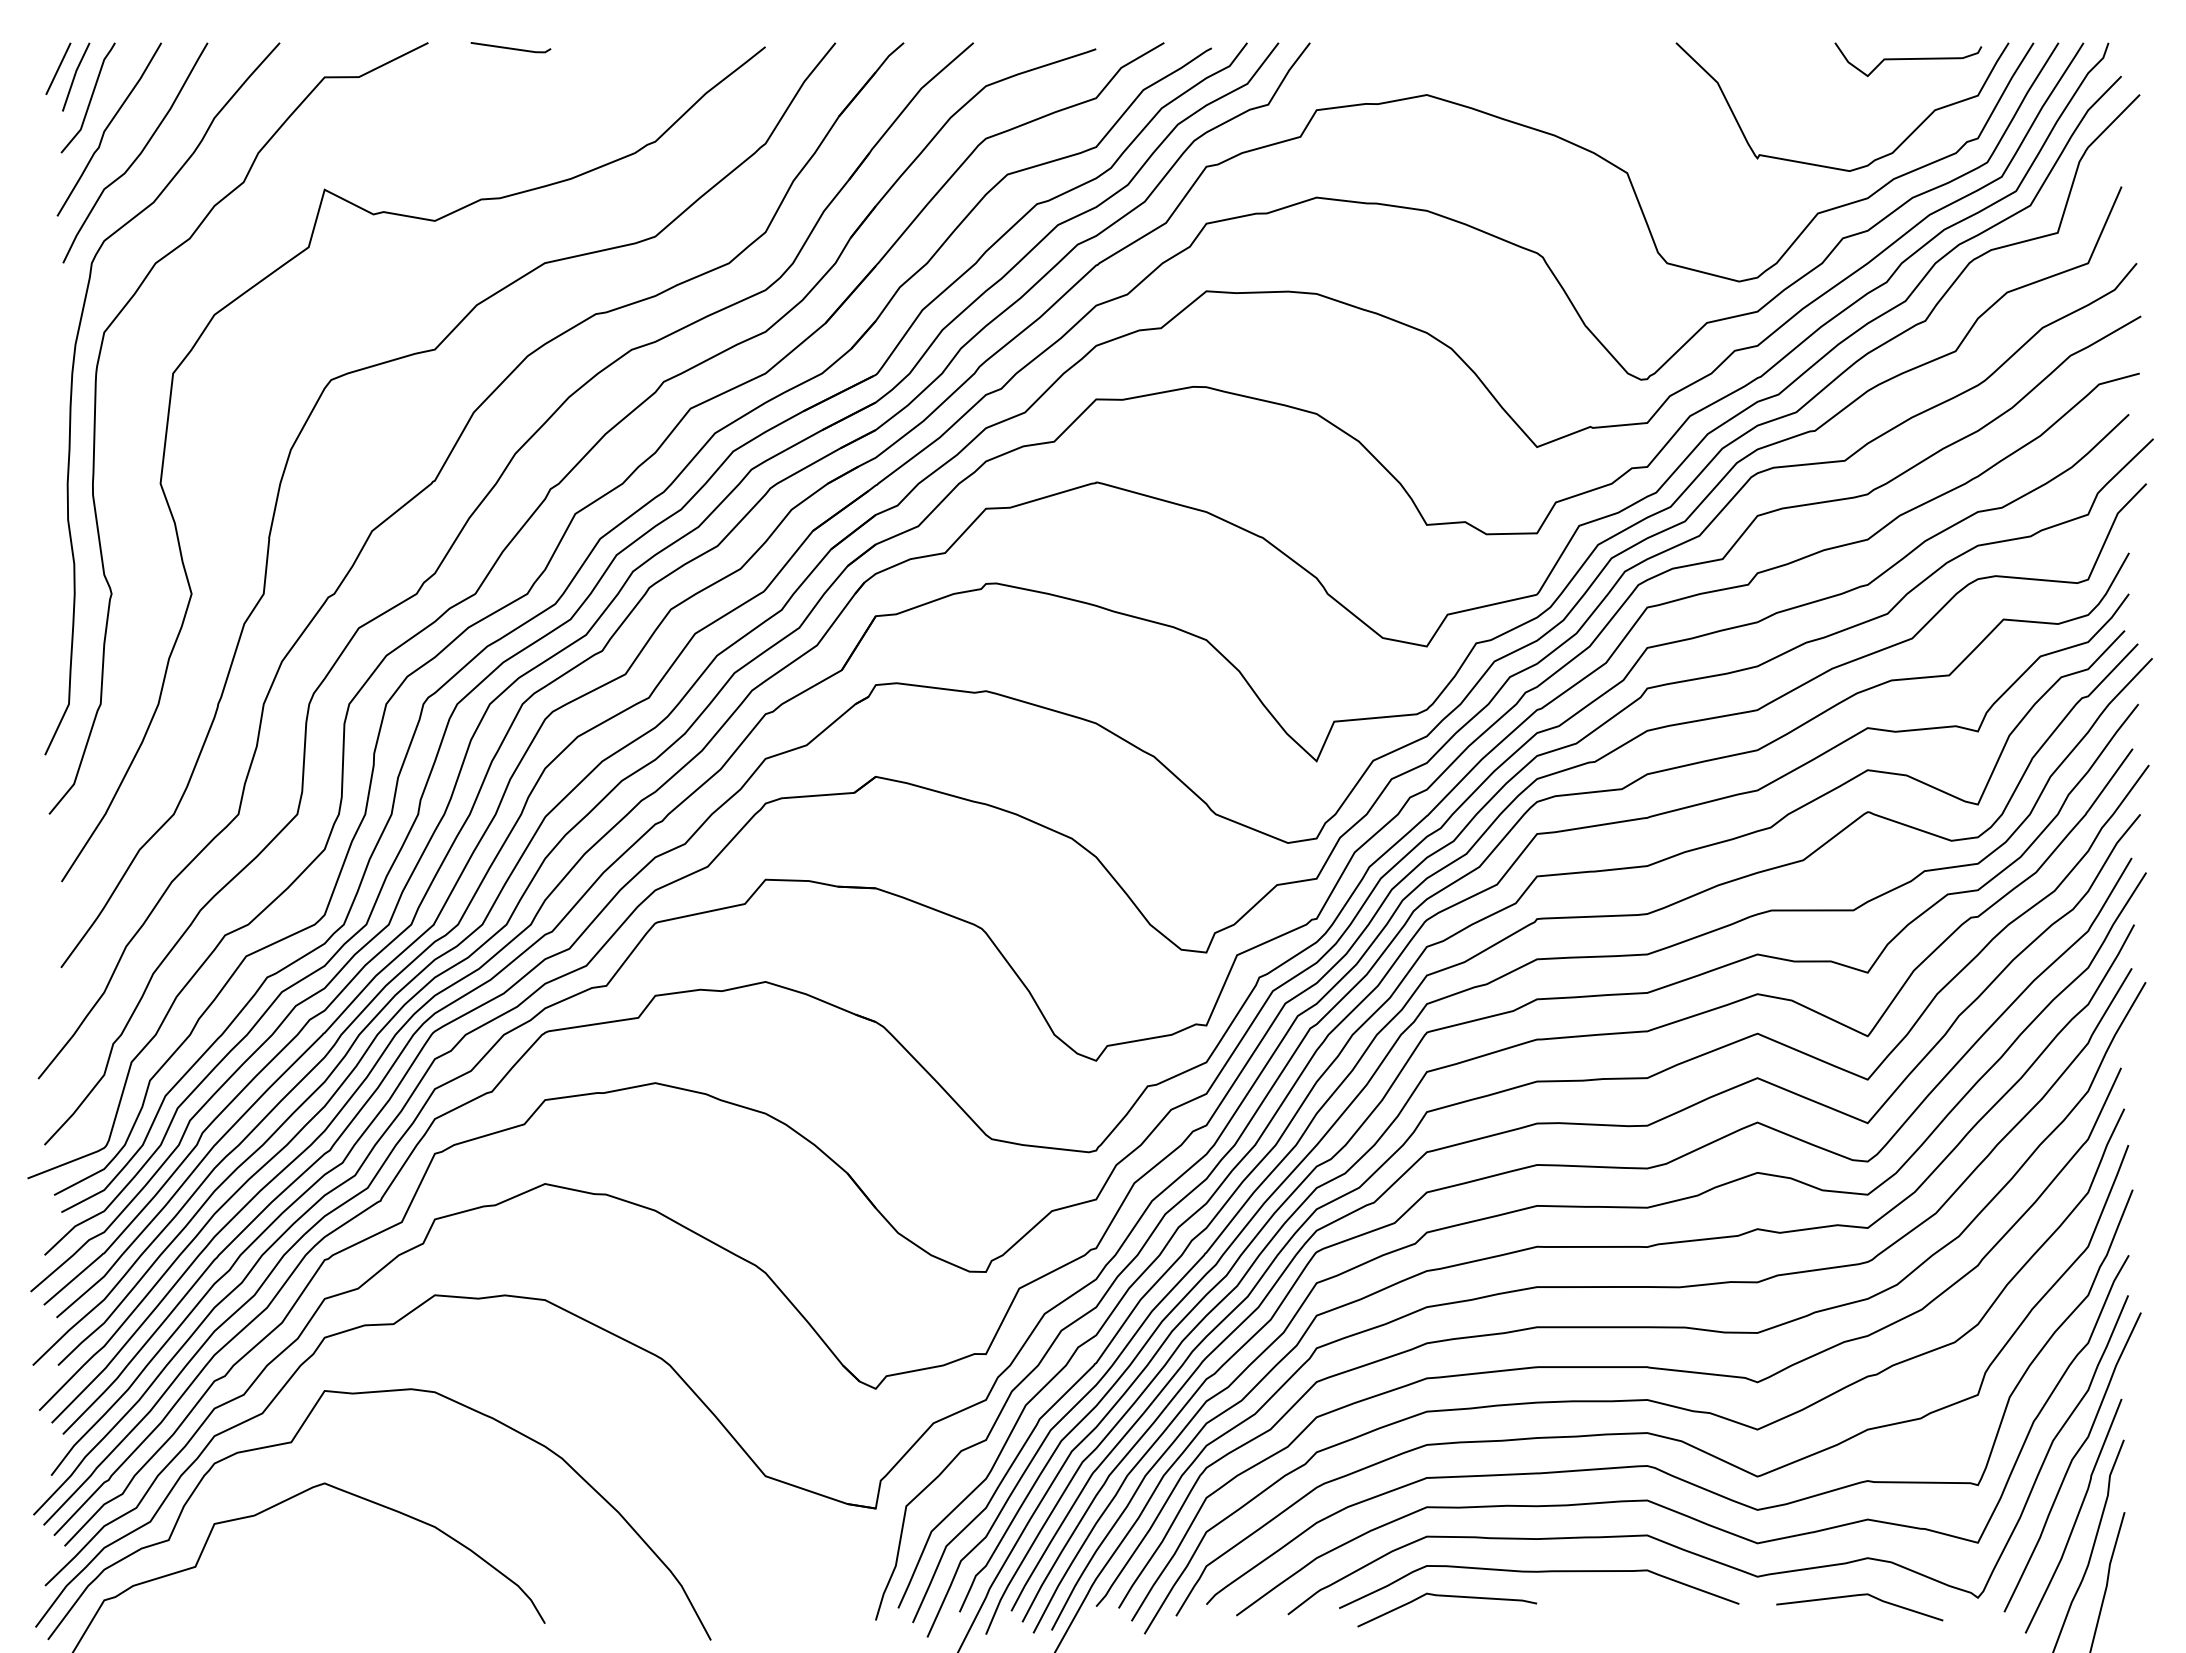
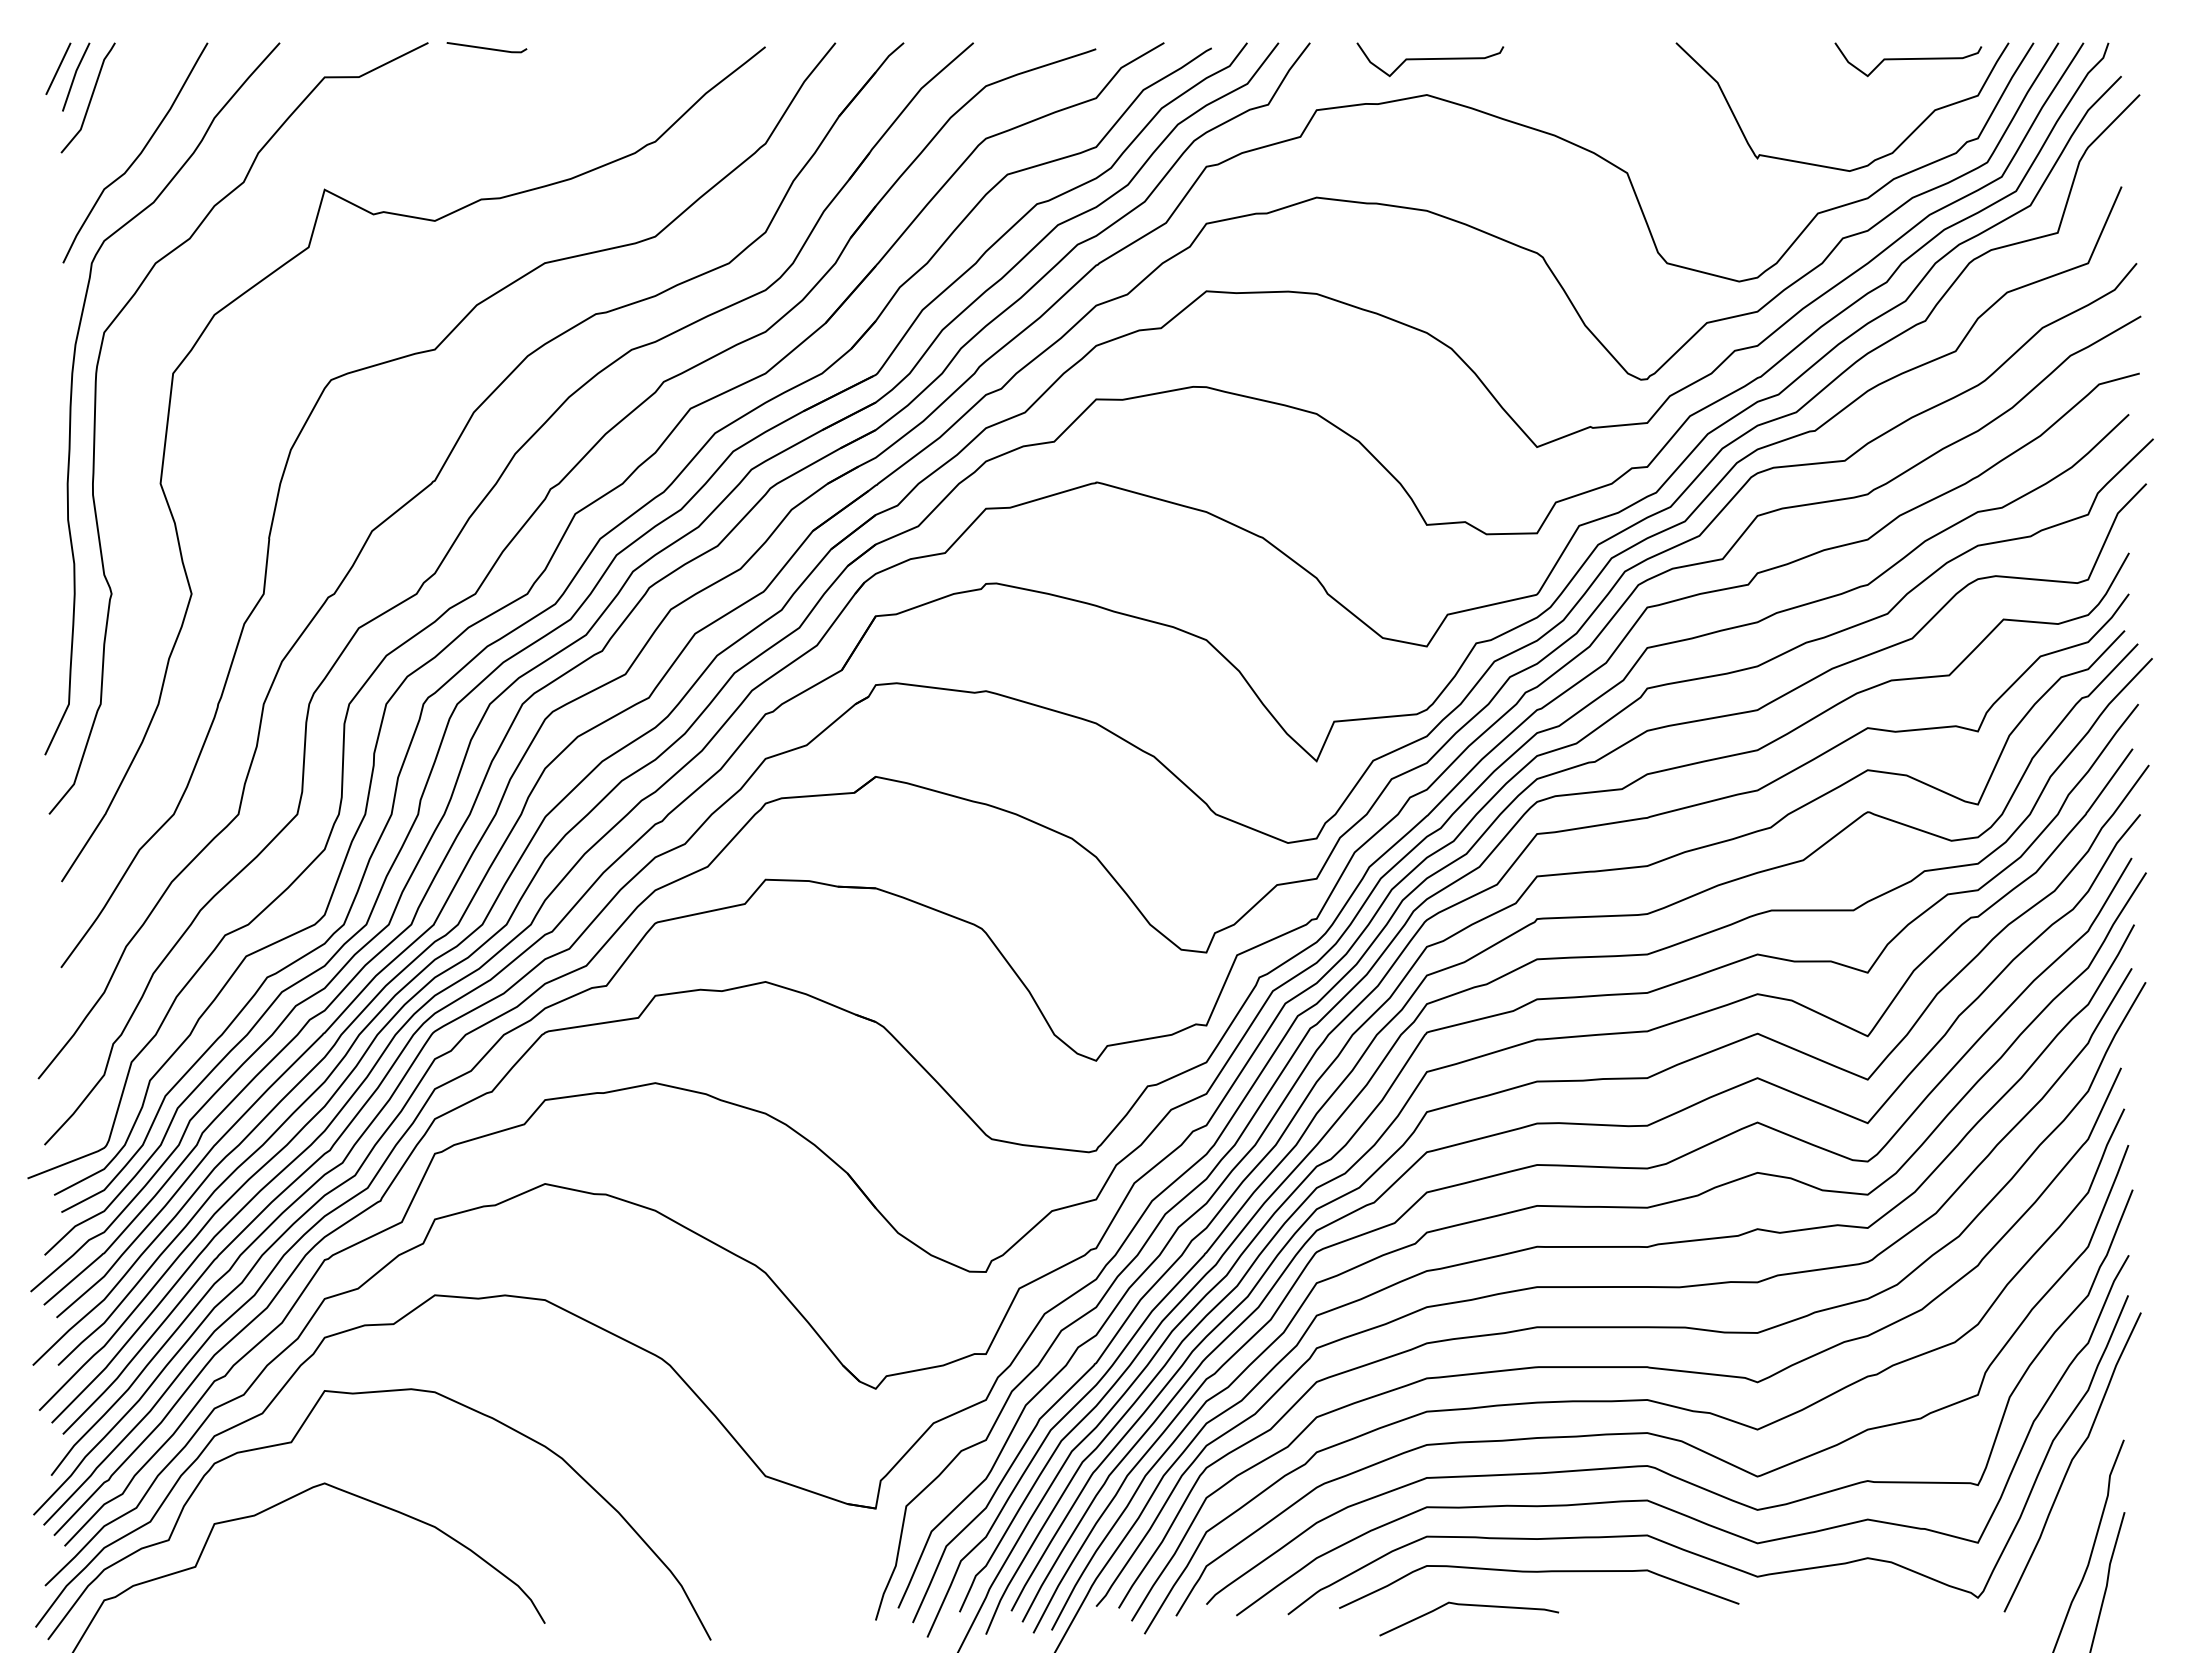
line position: (510, 47) -> (486, 47) (486, 47)
curve: none -> present (1430, 59)
curve: present -> none (107, 128)
curve: present -> none (2075, 1518)
line: present -> none (1857, 1596)
curve position: (1451, 1597) -> (1473, 1606) (1473, 1606)
